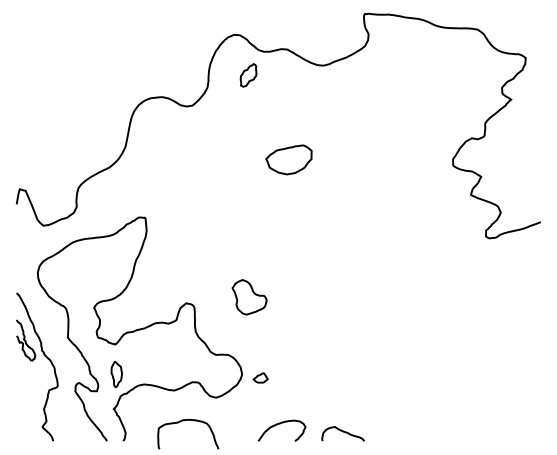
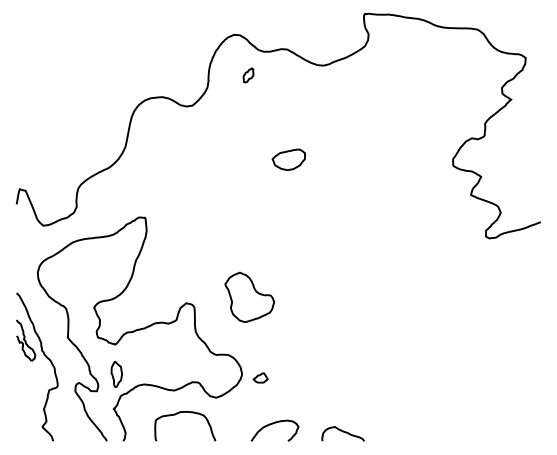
part size: 19x25 px -> 13x17 px (248, 75)
part size: 48x32 px -> 35x23 px (288, 159)
part size: 37x37 px -> 51x52 px (249, 296)
curve position: (188, 420) -> (185, 412) (185, 412)
curve position: (280, 424) -> (273, 424) (273, 424)
